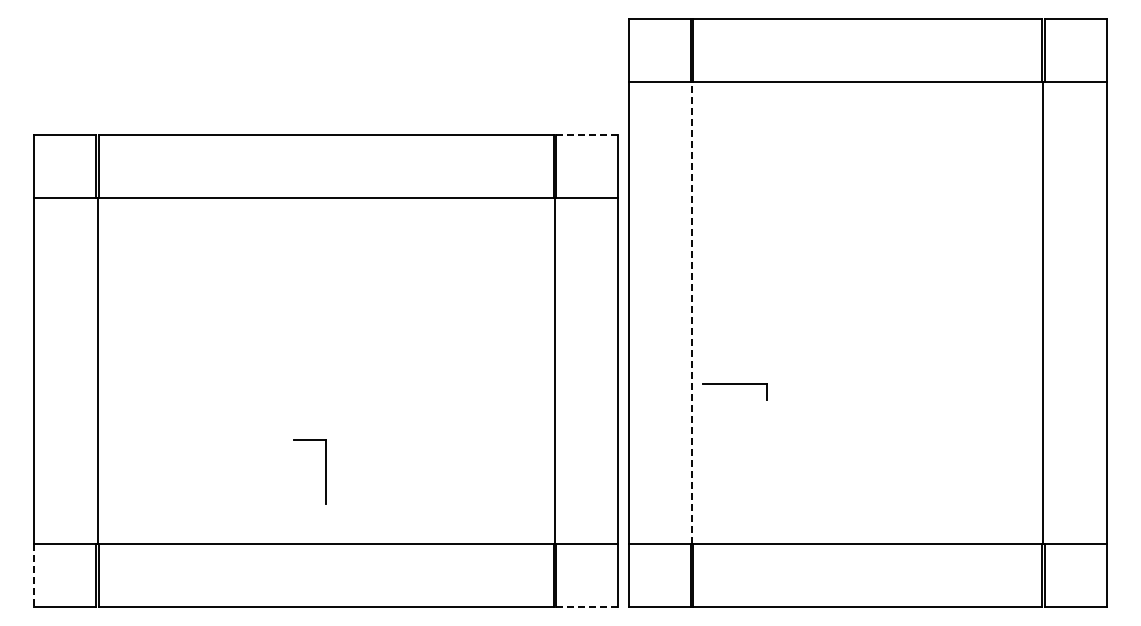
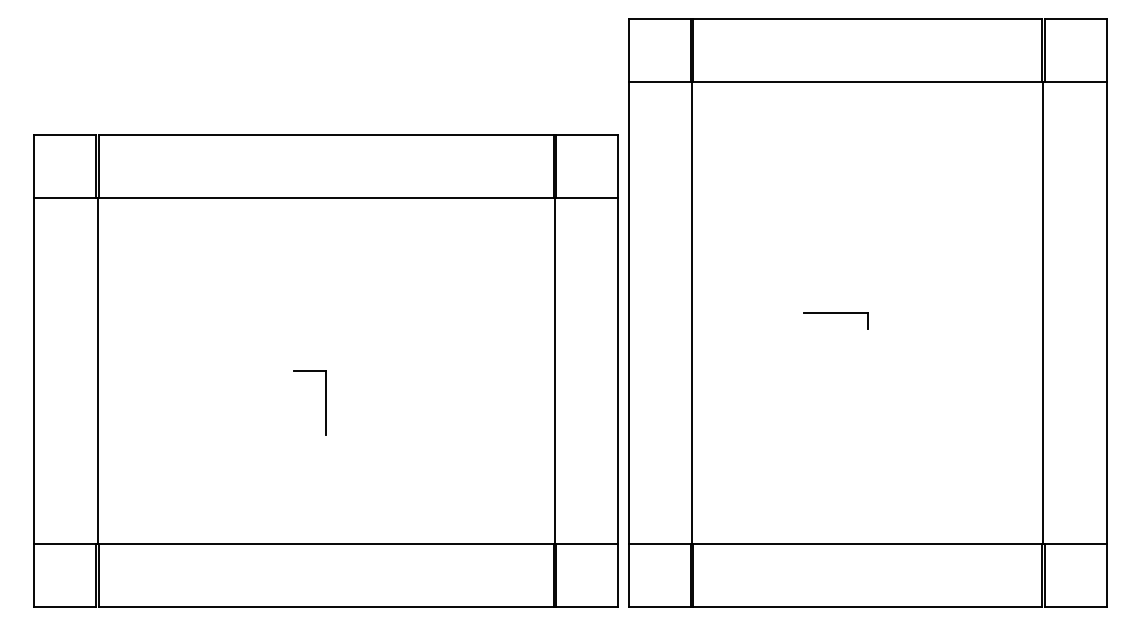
line: dashed -> solid (587, 134)
line: dashed -> solid (692, 313)
part position: (734, 384) -> (835, 313) (835, 313)
part position: (325, 471) -> (325, 402) (325, 402)
line: dashed -> solid (34, 575)
line: dashed -> solid (587, 607)
